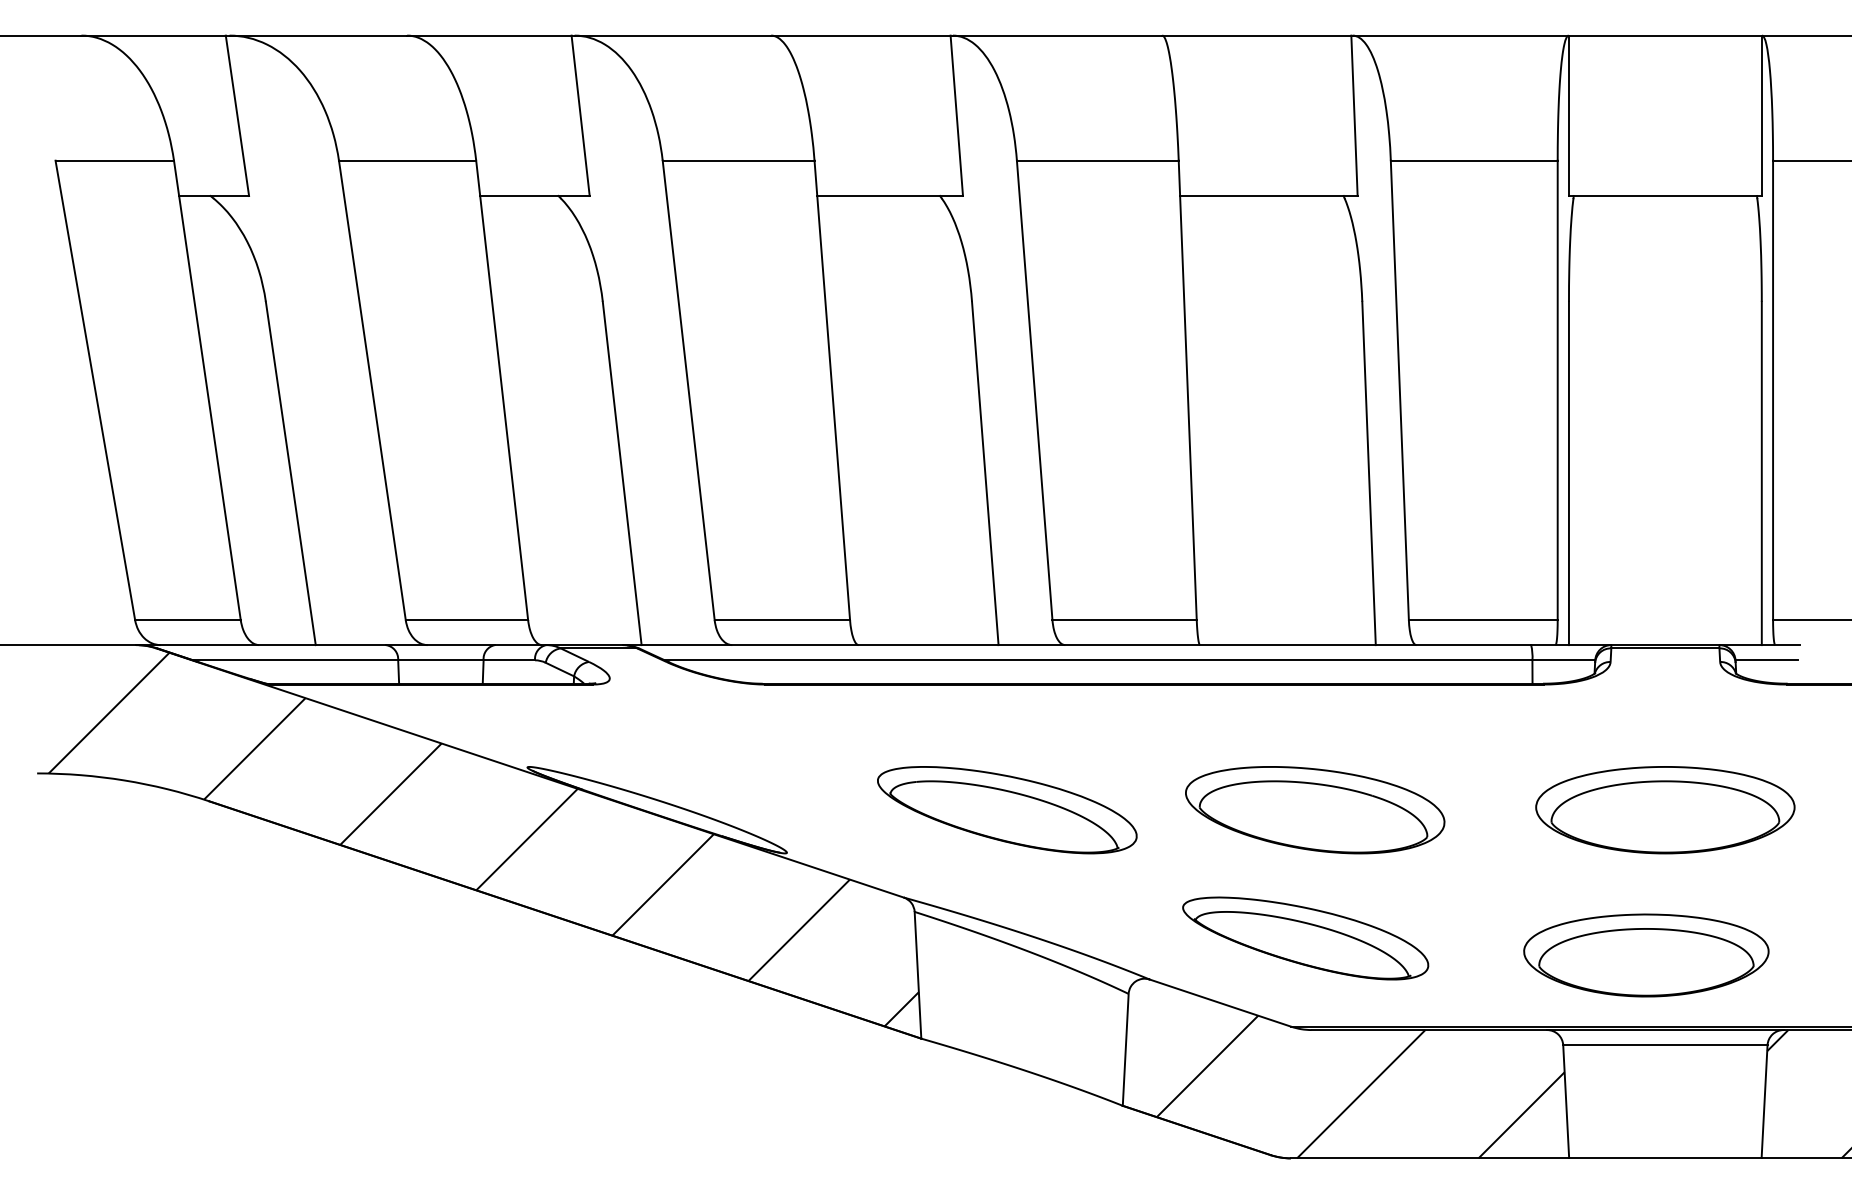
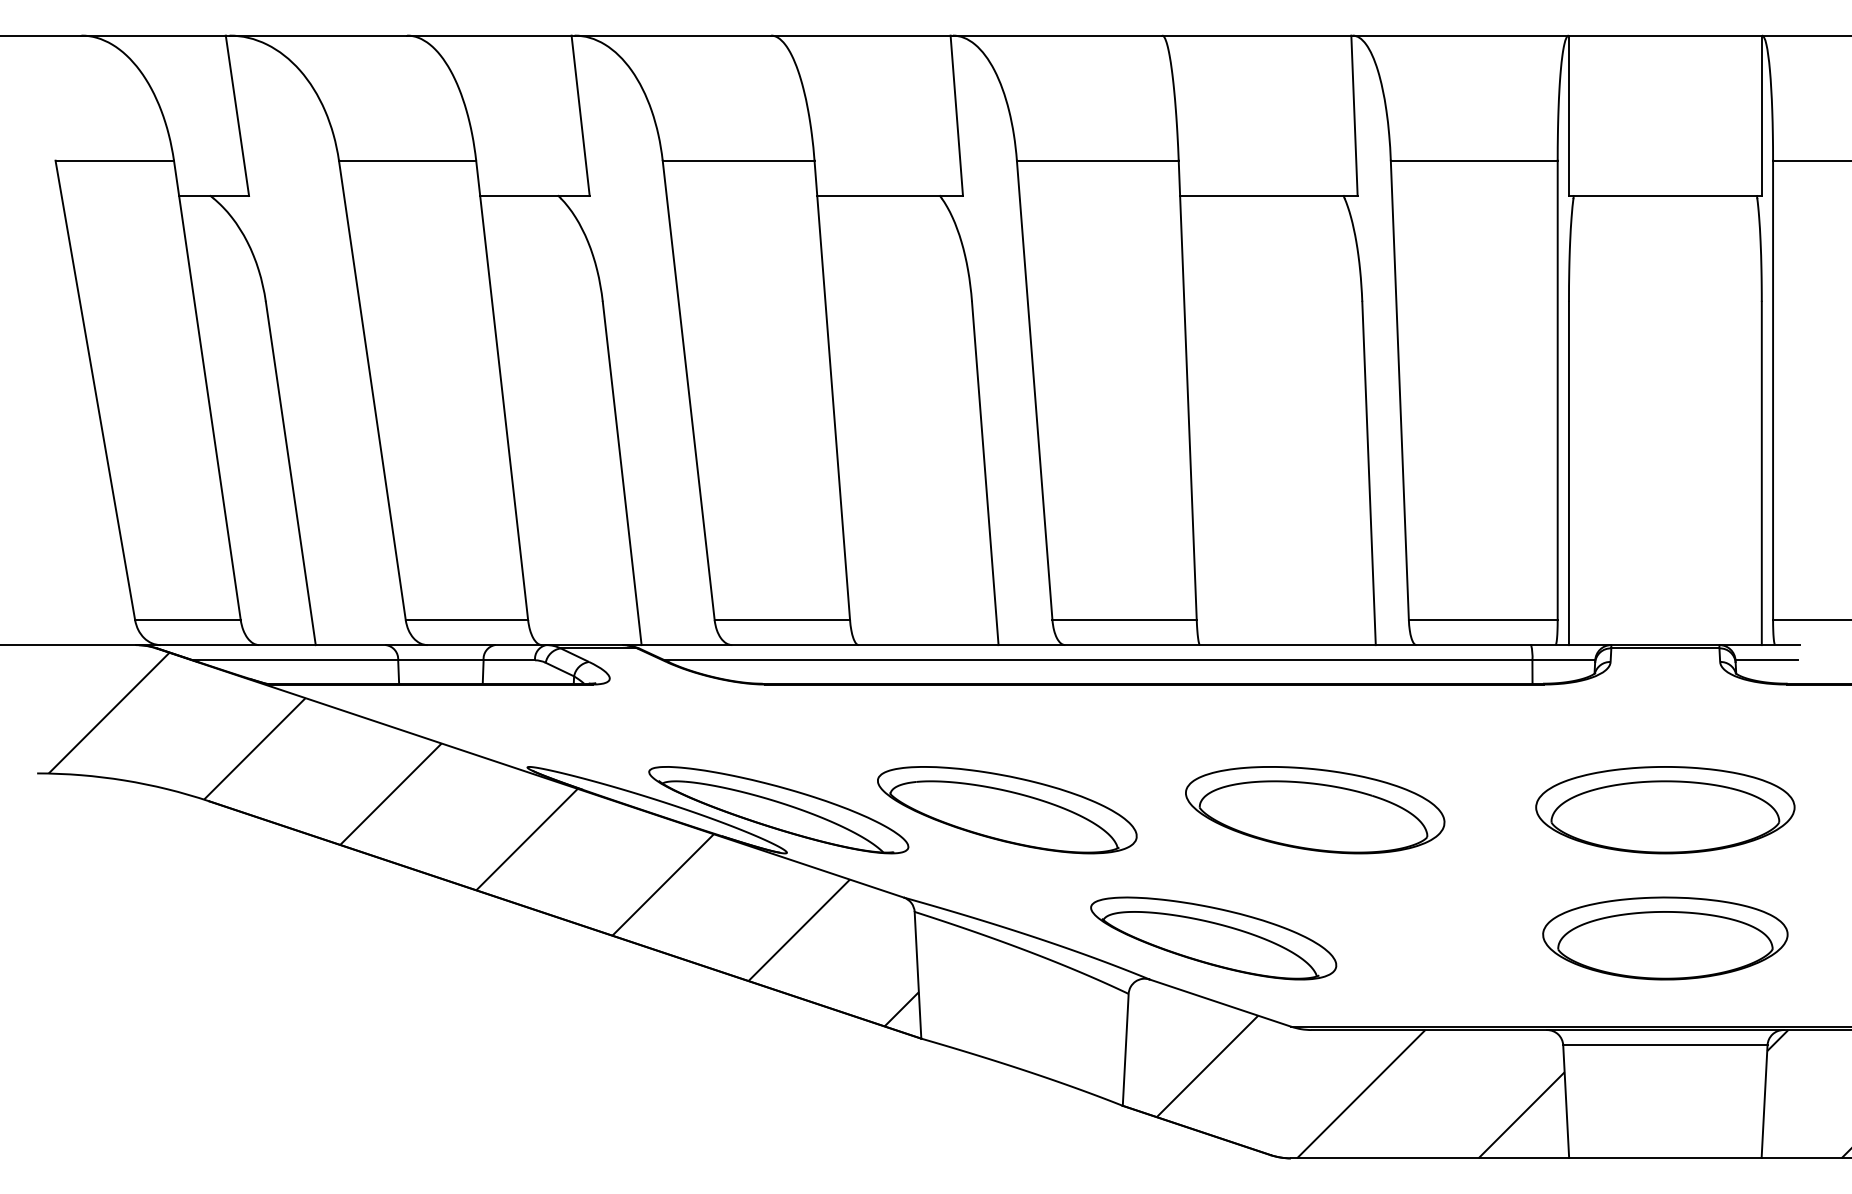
part: none -> present (778, 810)
part position: (1305, 938) -> (1213, 938) (1213, 938)
part position: (1646, 955) -> (1665, 938) (1665, 938)
